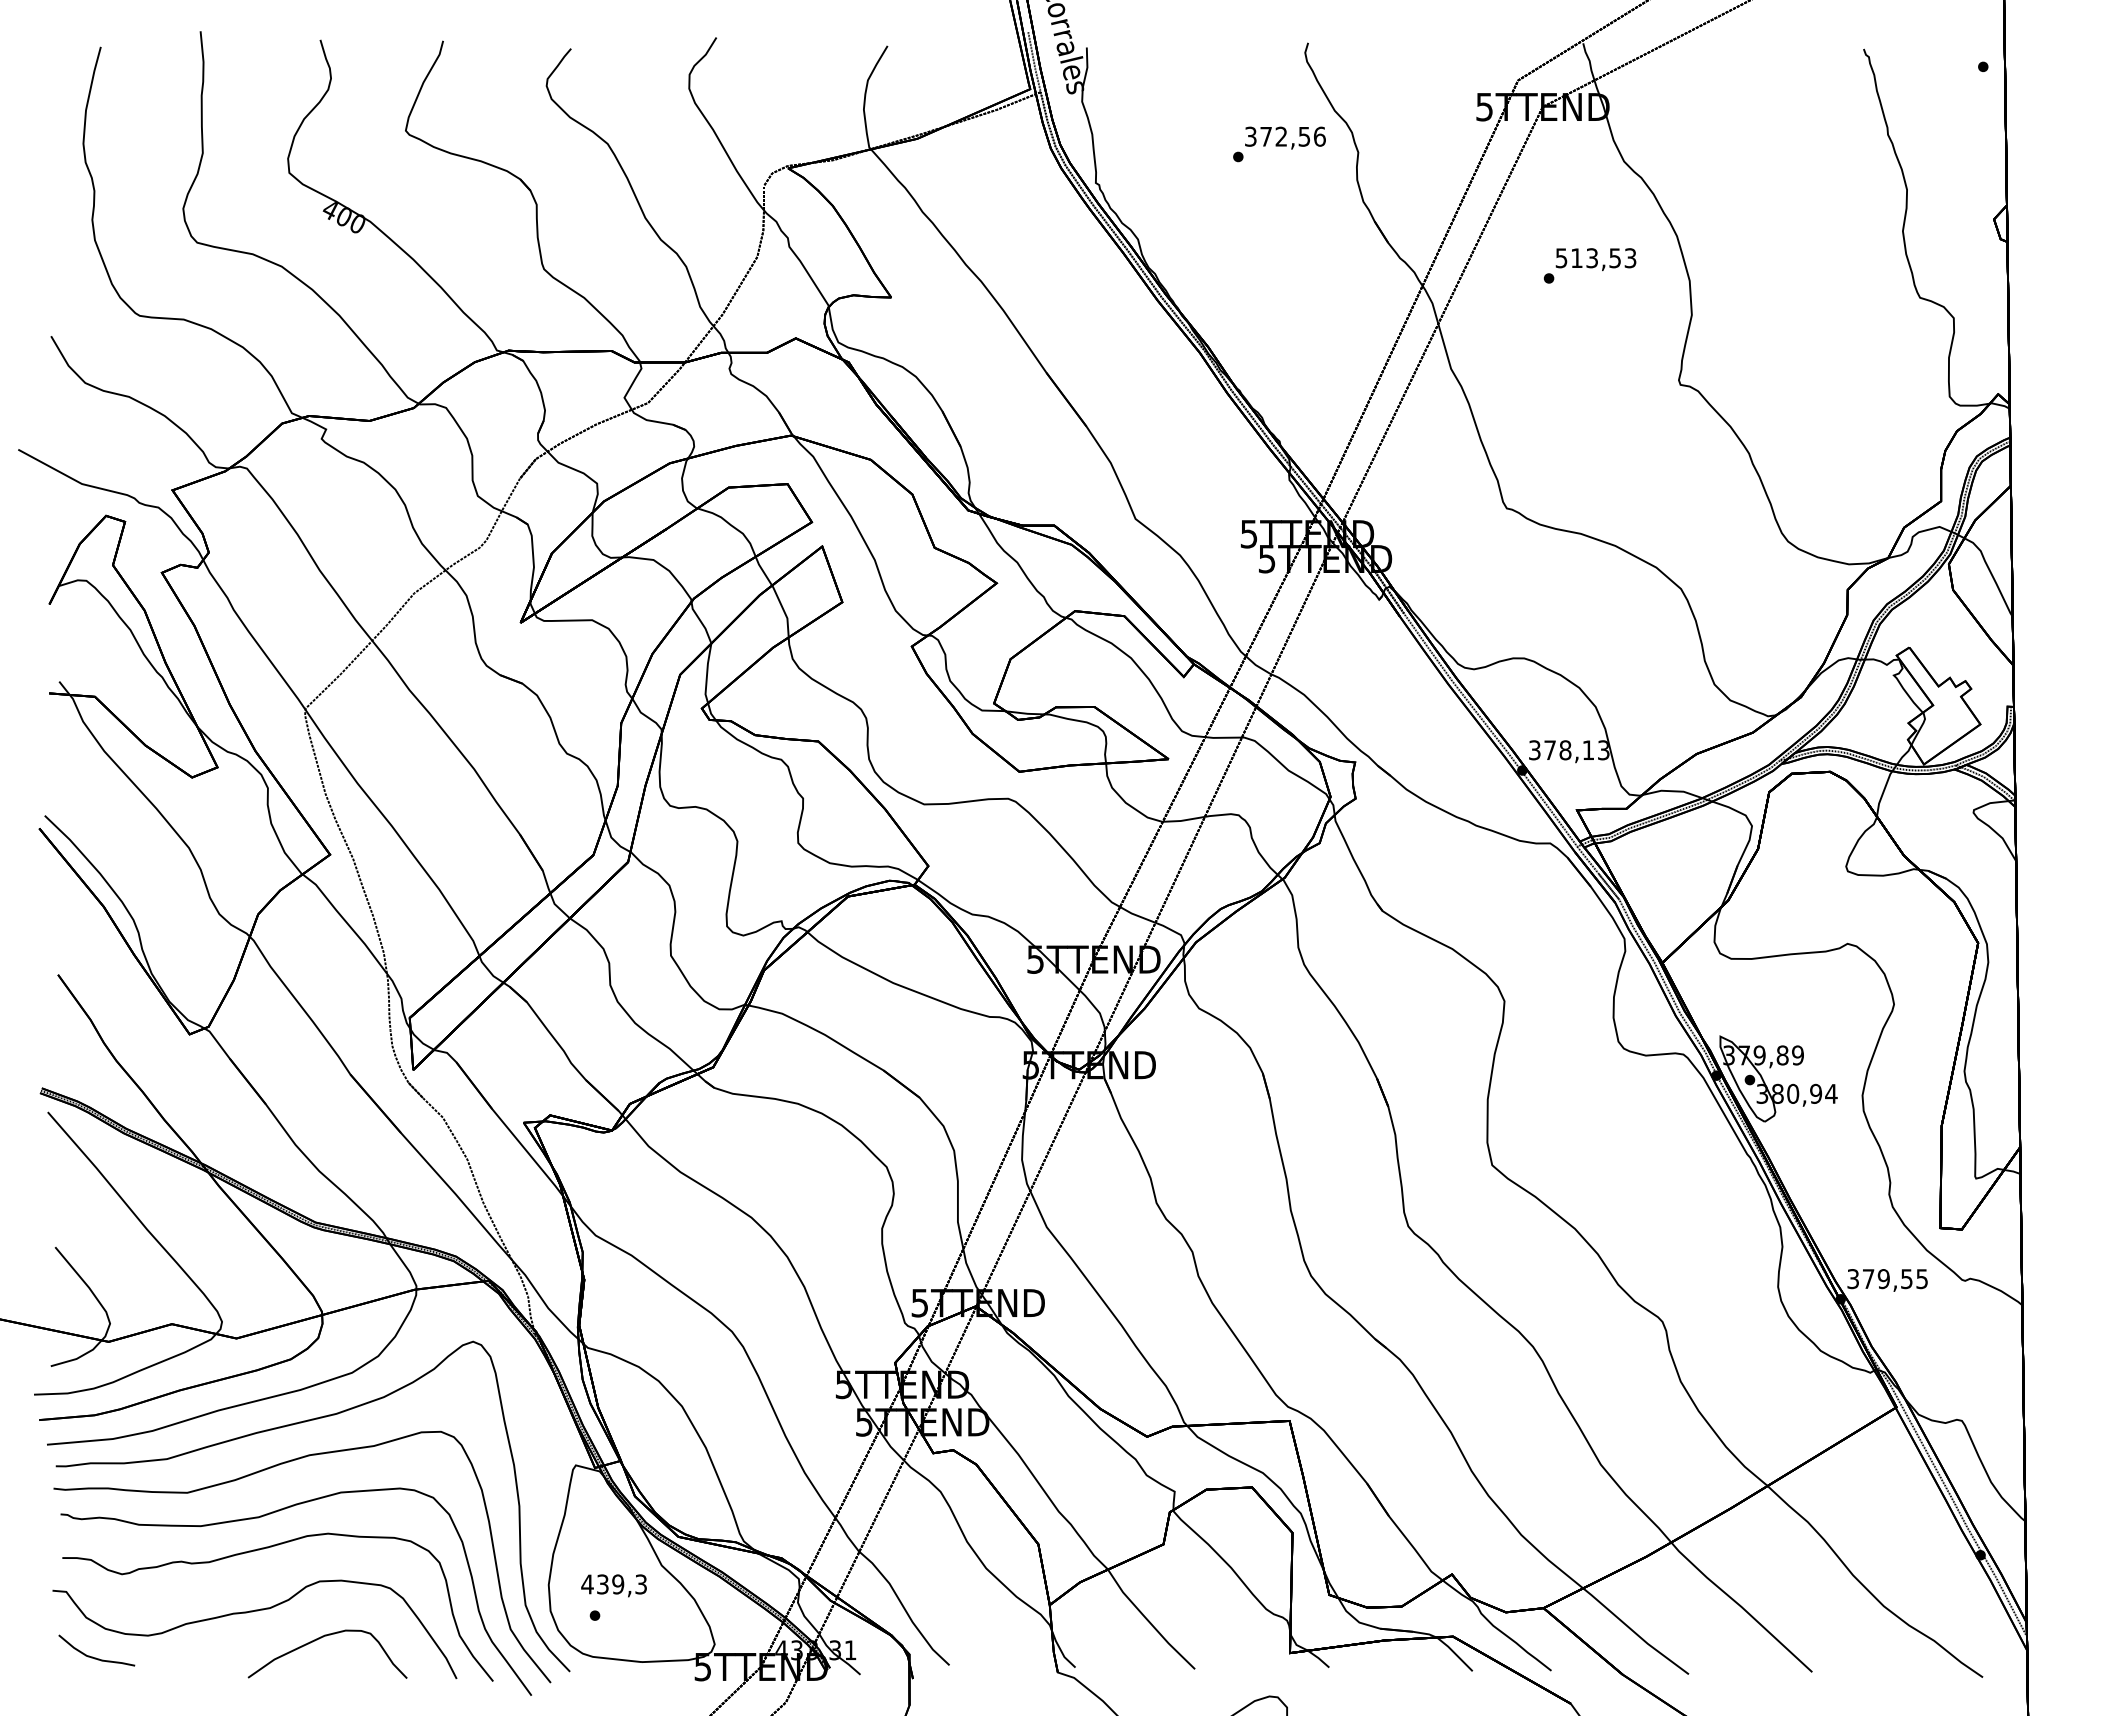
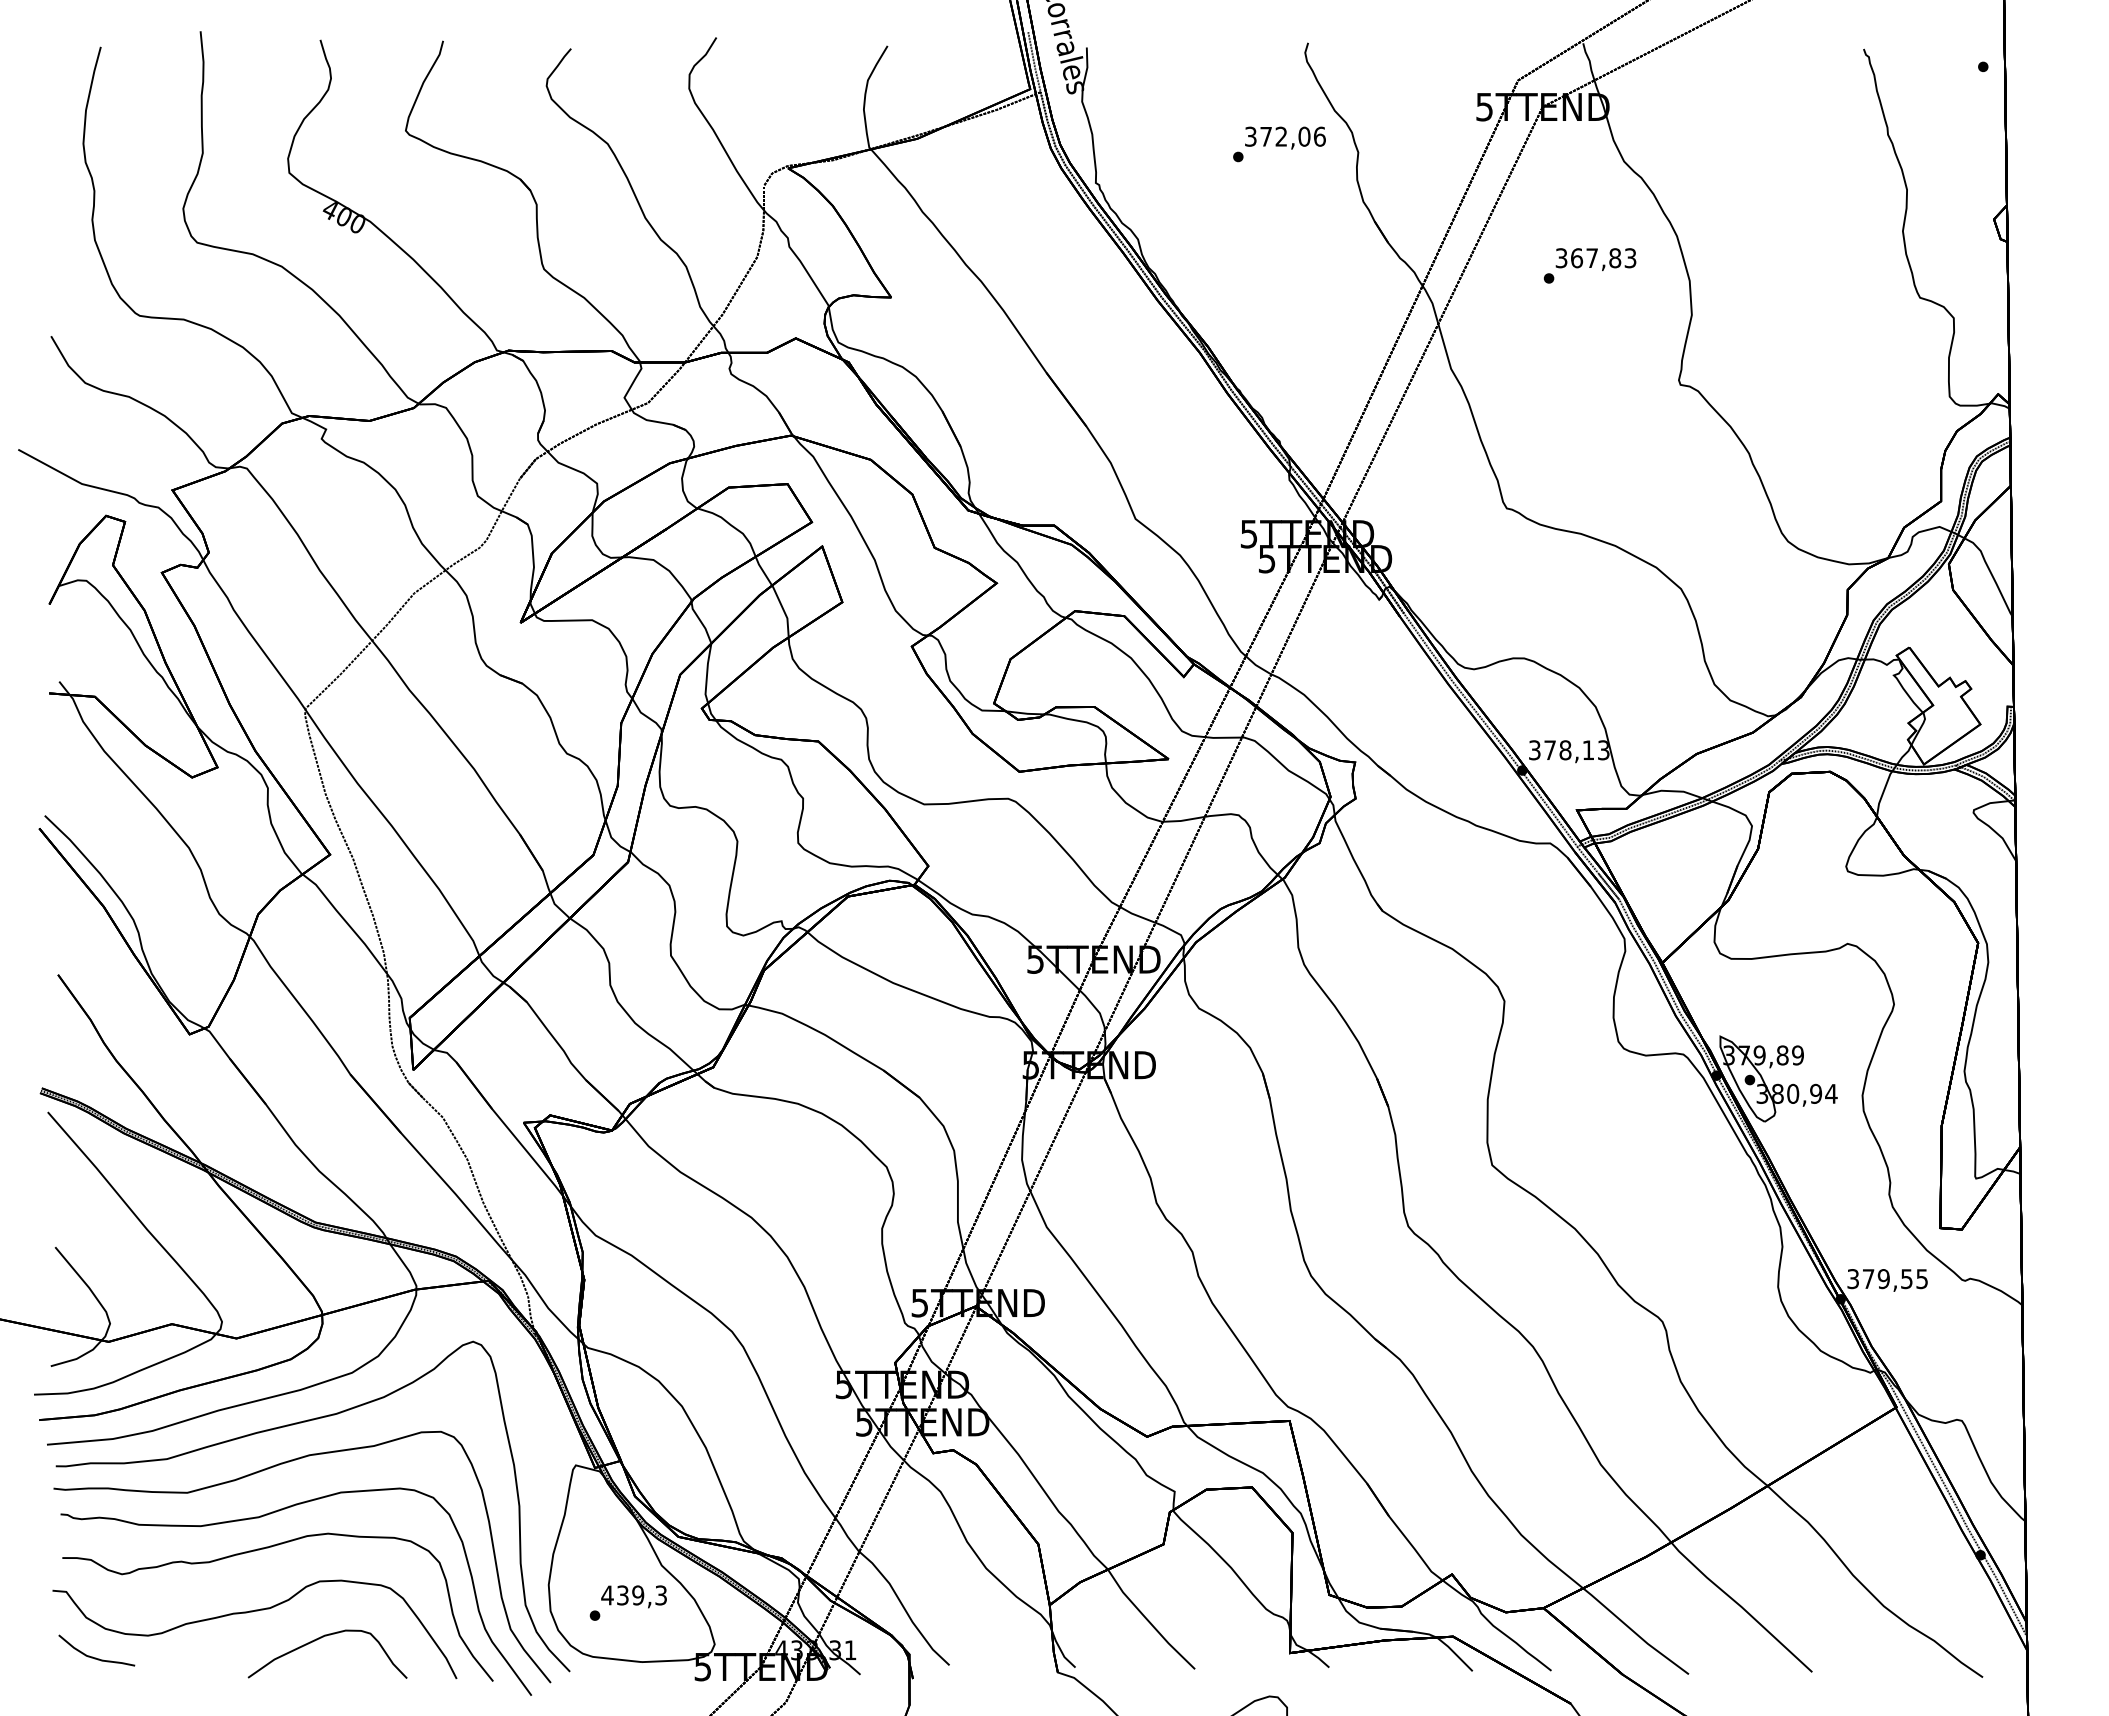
text: 372,56 -> 372,06 (1304, 136)
text: 513,53 -> 367,83 (1588, 258)
text position: (613, 1585) -> (633, 1596) (633, 1596)
